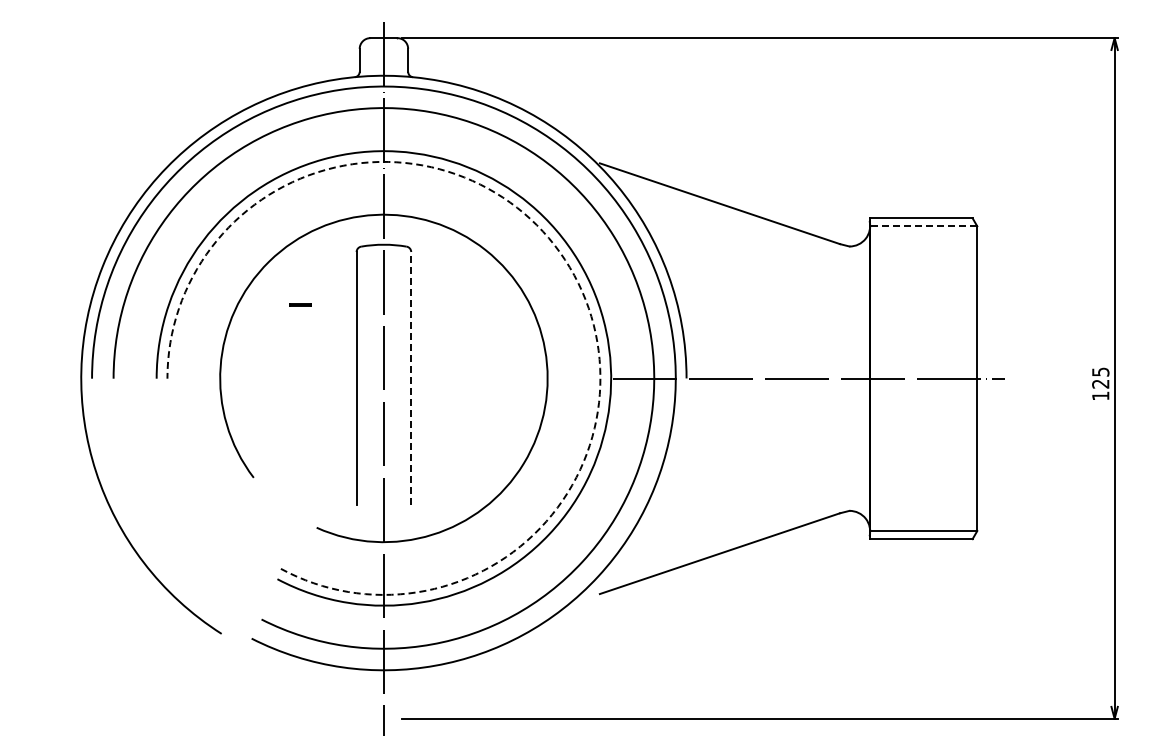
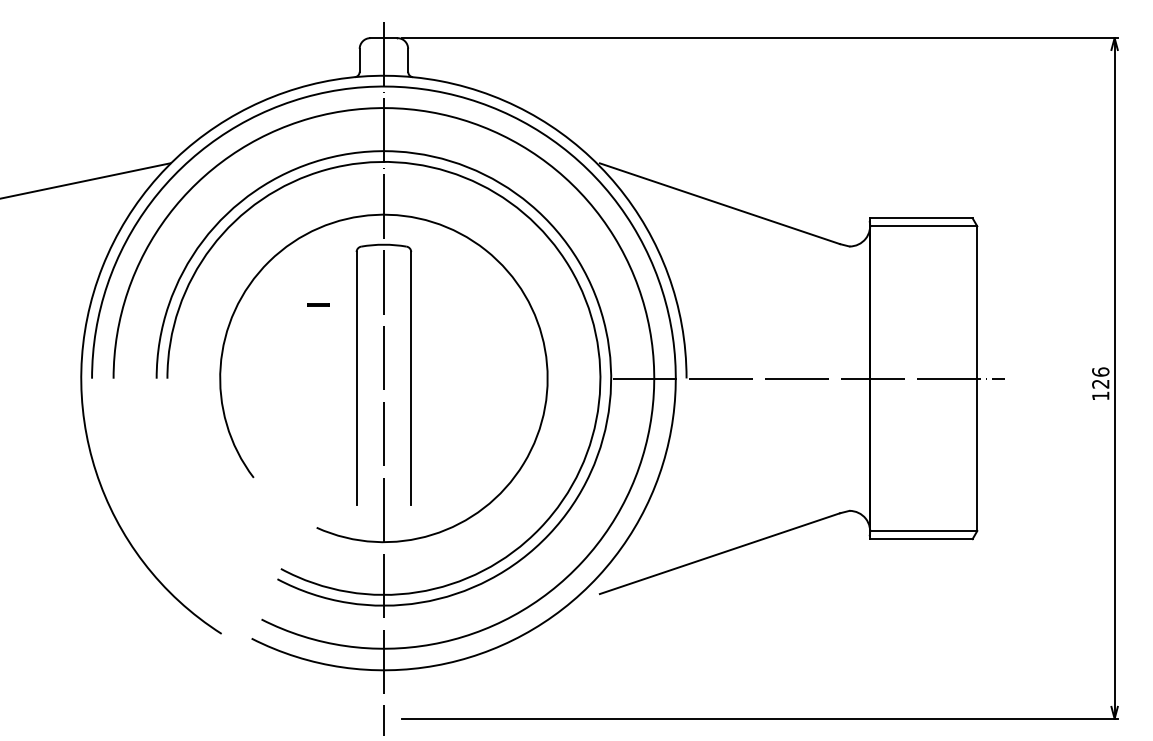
line: none -> present (86, 180)
line: dashed -> solid (923, 226)
arc: dashed -> solid (569, 267)
line position: (300, 304) -> (318, 304) (318, 304)
text: 125 -> 126 (1100, 371)
line: dashed -> solid (411, 377)
